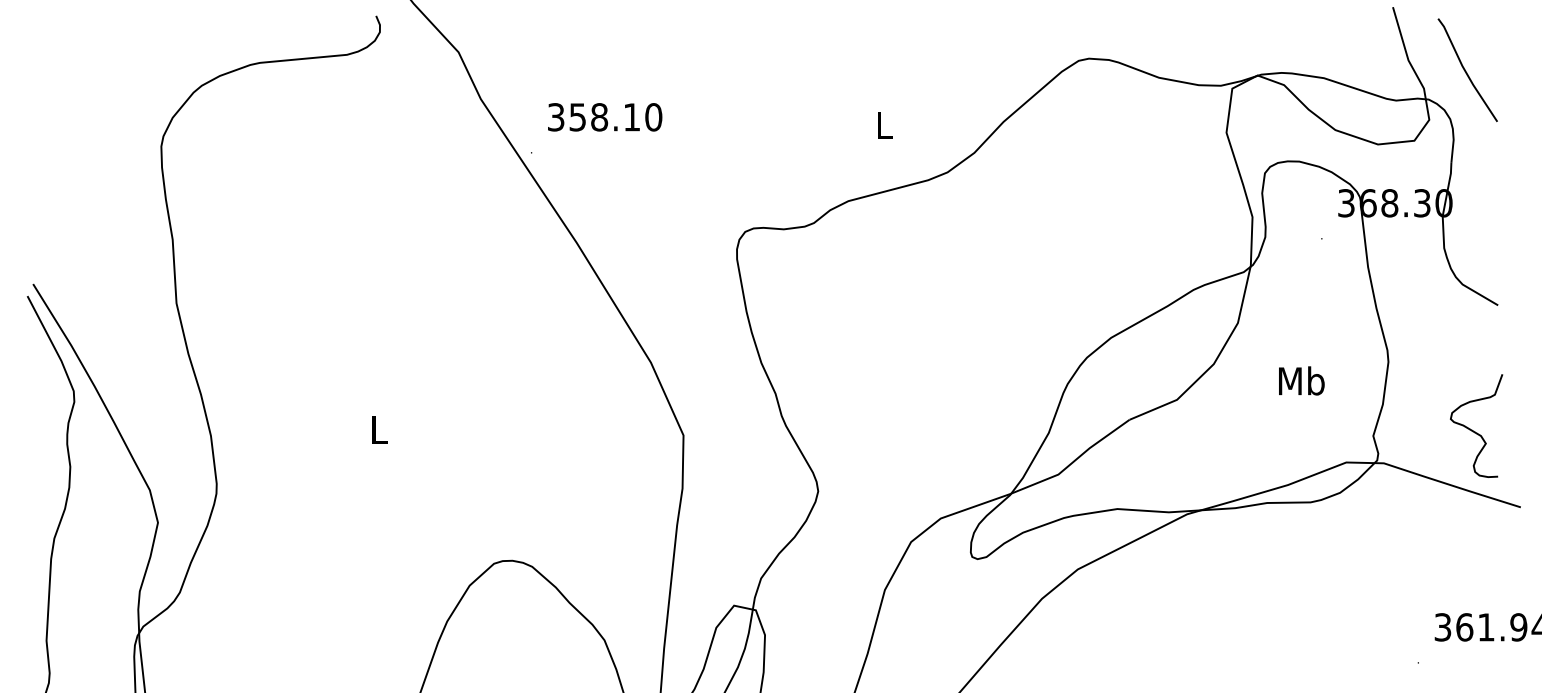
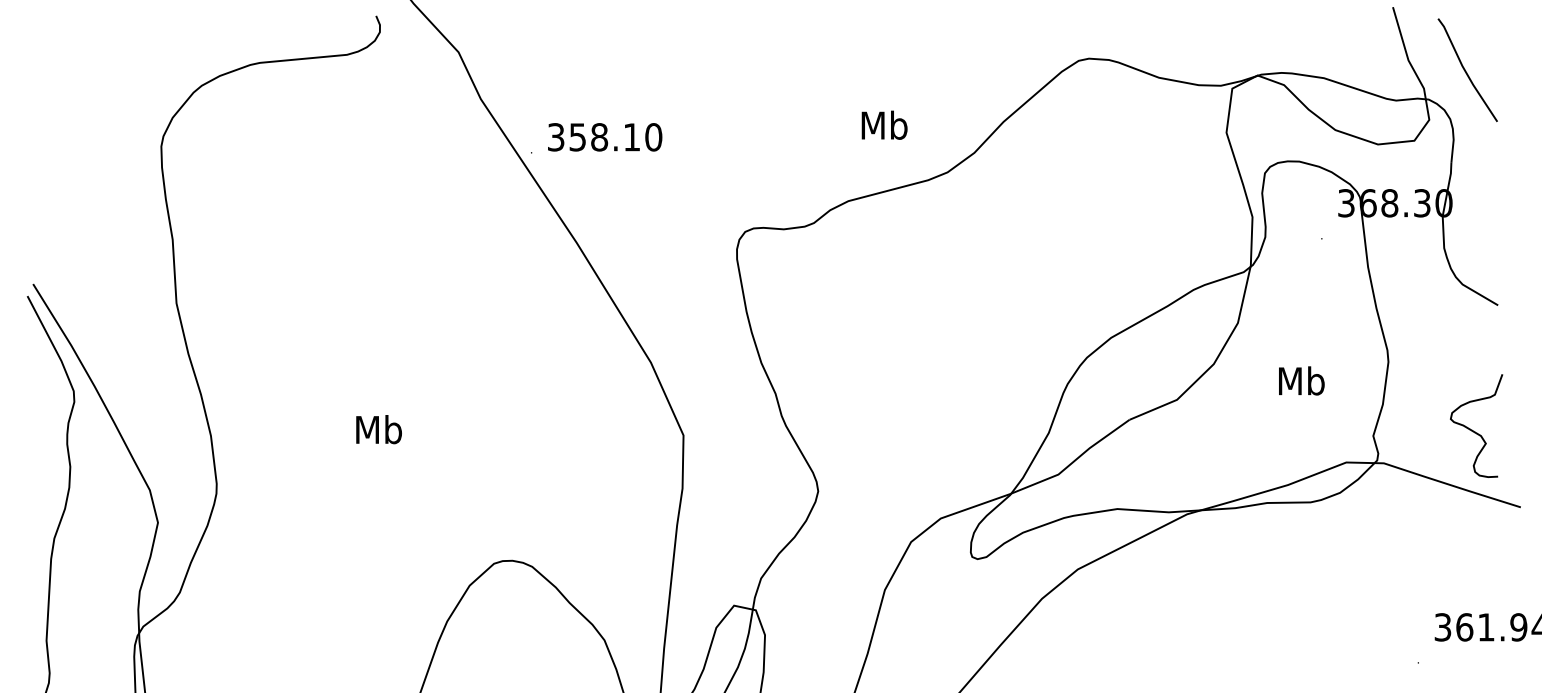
text position: (605, 117) -> (605, 137) (605, 137)
text: L -> Mb (884, 124)
text: L -> Mb (378, 429)
